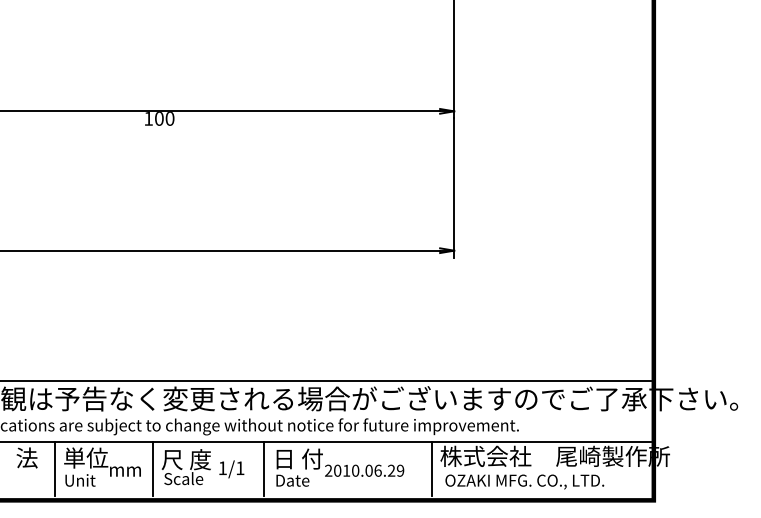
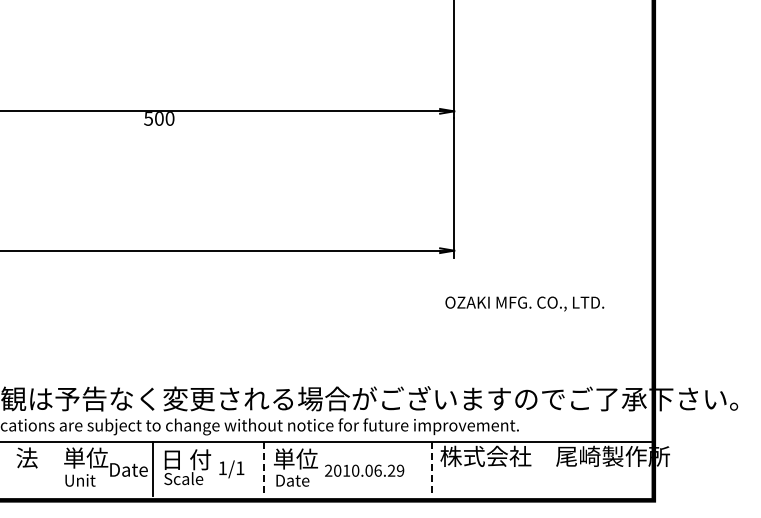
text: 100 -> 500 (148, 118)
line: present -> none (326, 381)
text: 日 付 -> 単位 (297, 458)
text: 尺 度 -> 日 付 (186, 459)
line: present -> none (54, 469)
text: mm -> Date (128, 469)
line: solid -> dashed (263, 469)
line: solid -> dashed (431, 469)
text position: (524, 481) -> (524, 303) (524, 303)
